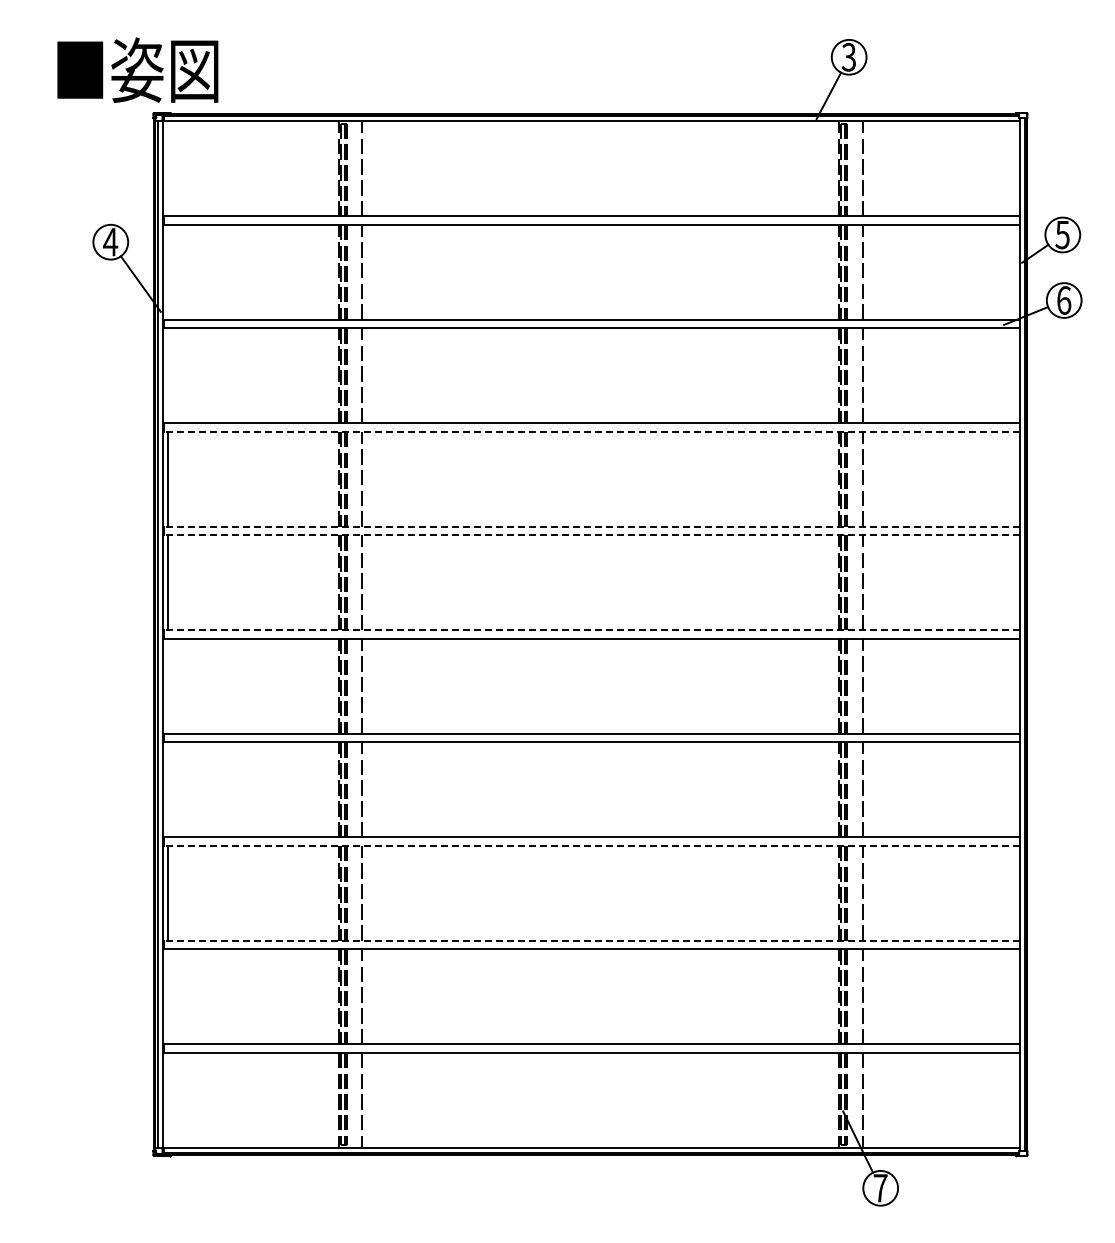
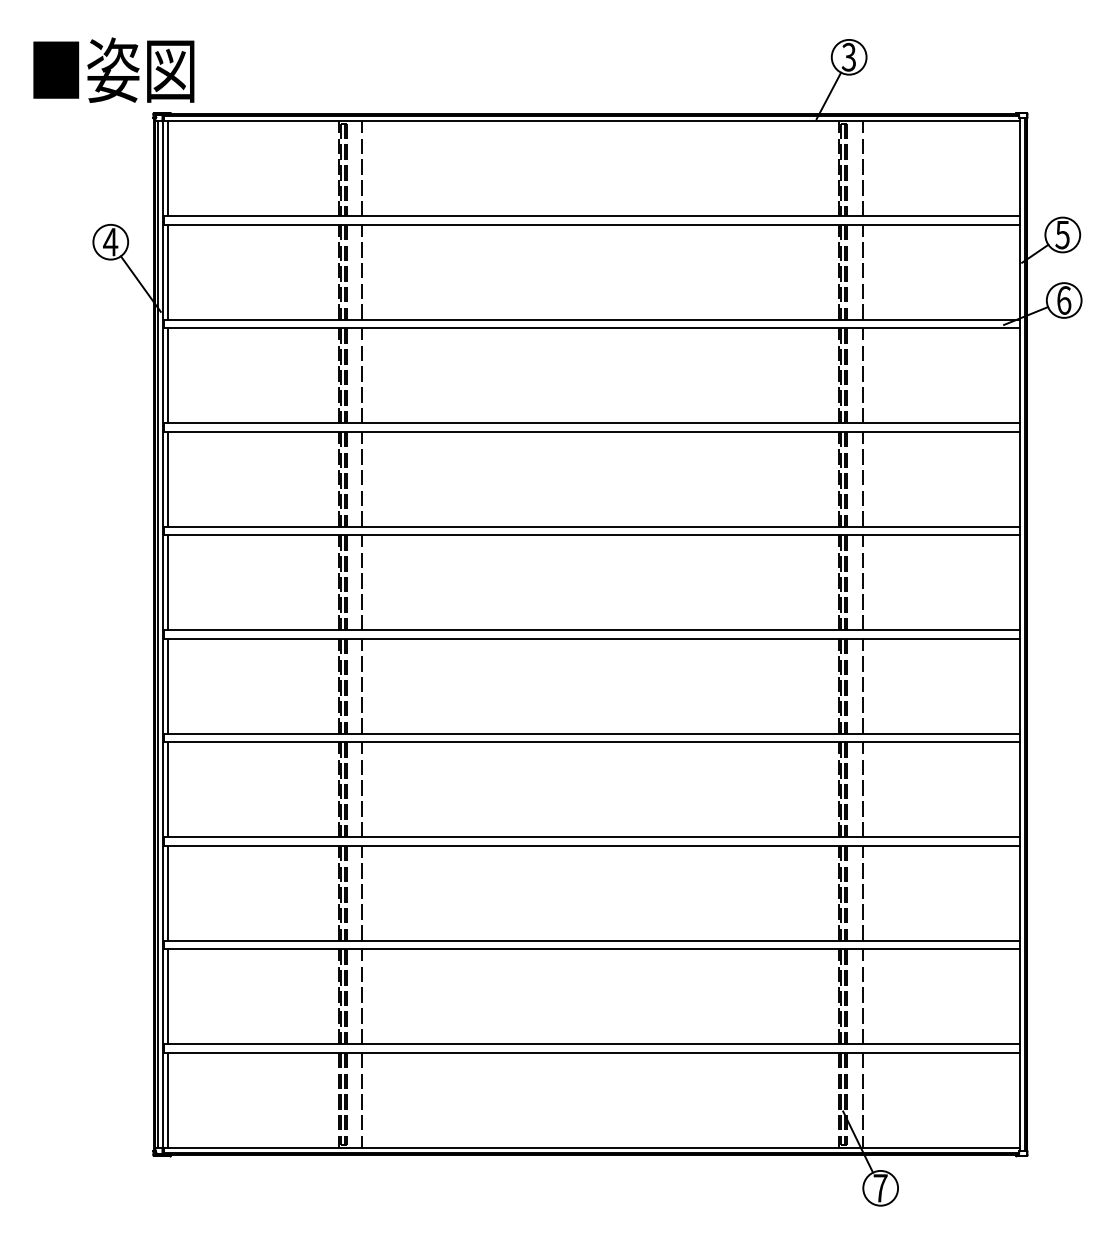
text position: (137, 69) -> (113, 69) (113, 69)
line: none -> present (167, 168)
line: none -> present (167, 271)
line: none -> present (167, 375)
line: dashed -> solid (591, 431)
line: dashed -> solid (591, 526)
line: dashed -> solid (591, 535)
line: dashed -> solid (591, 630)
line: none -> present (167, 685)
line: none -> present (167, 789)
line: dashed -> solid (591, 845)
line: dashed -> solid (591, 940)
line: none -> present (167, 996)
line: none -> present (167, 1099)
